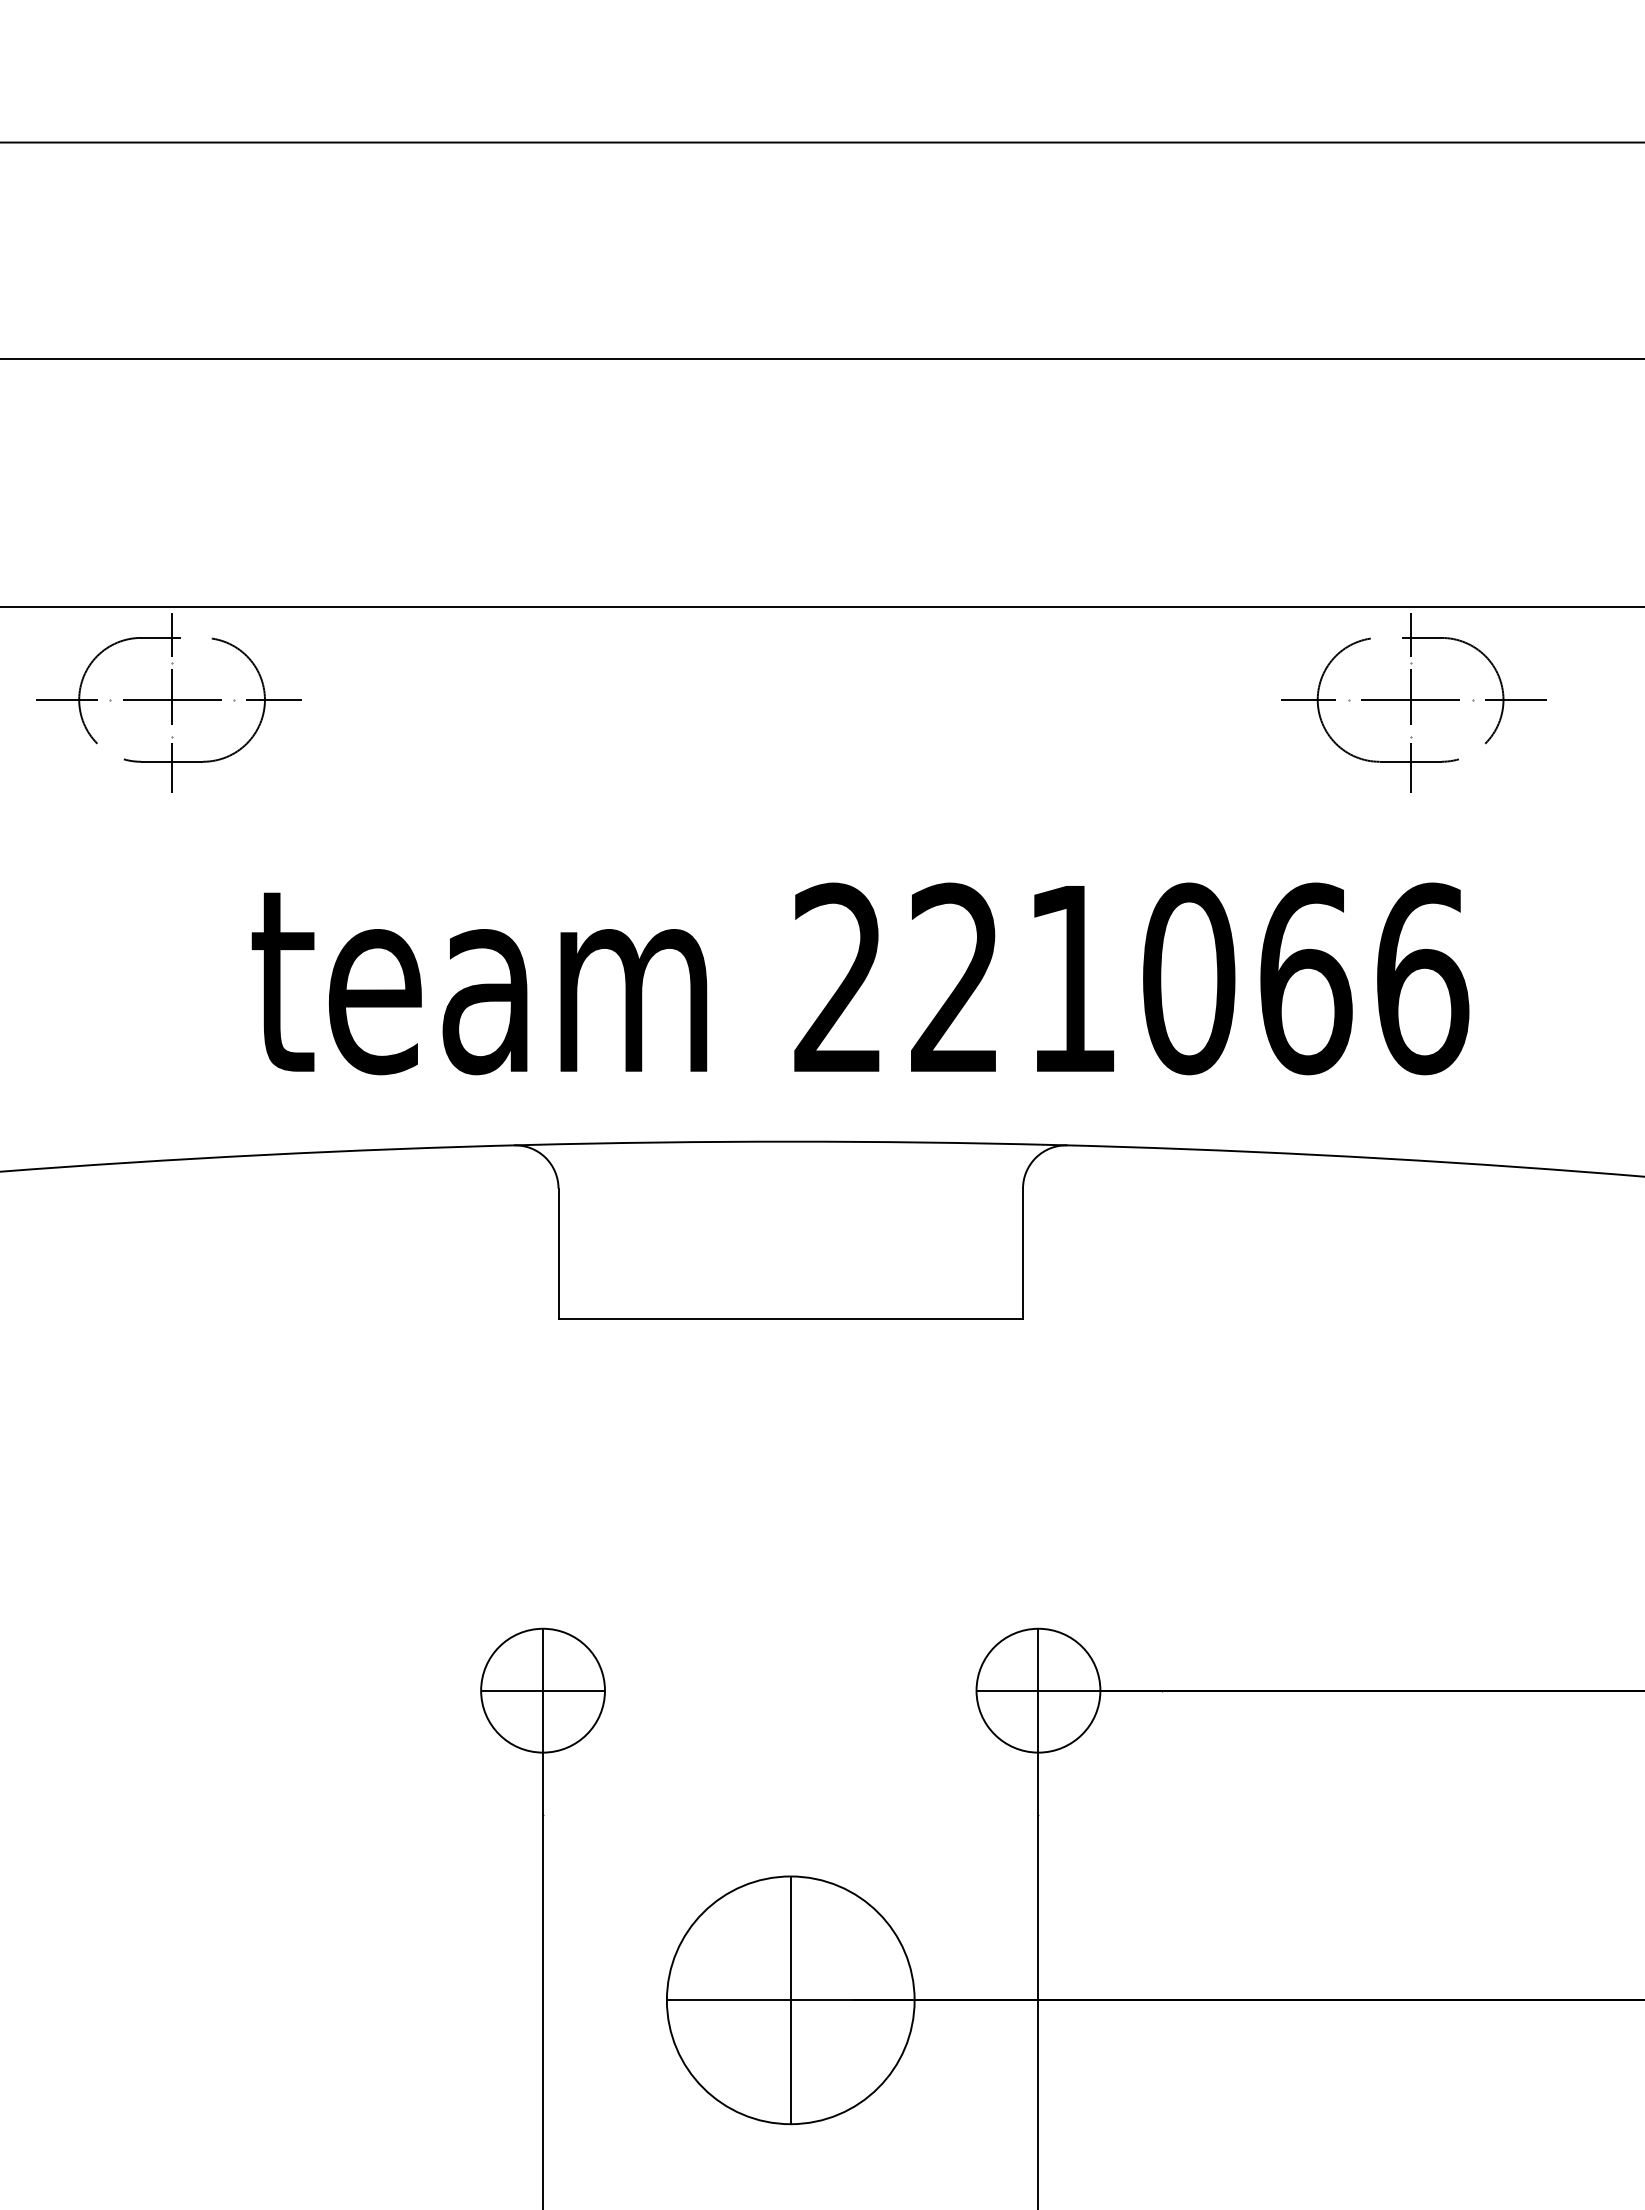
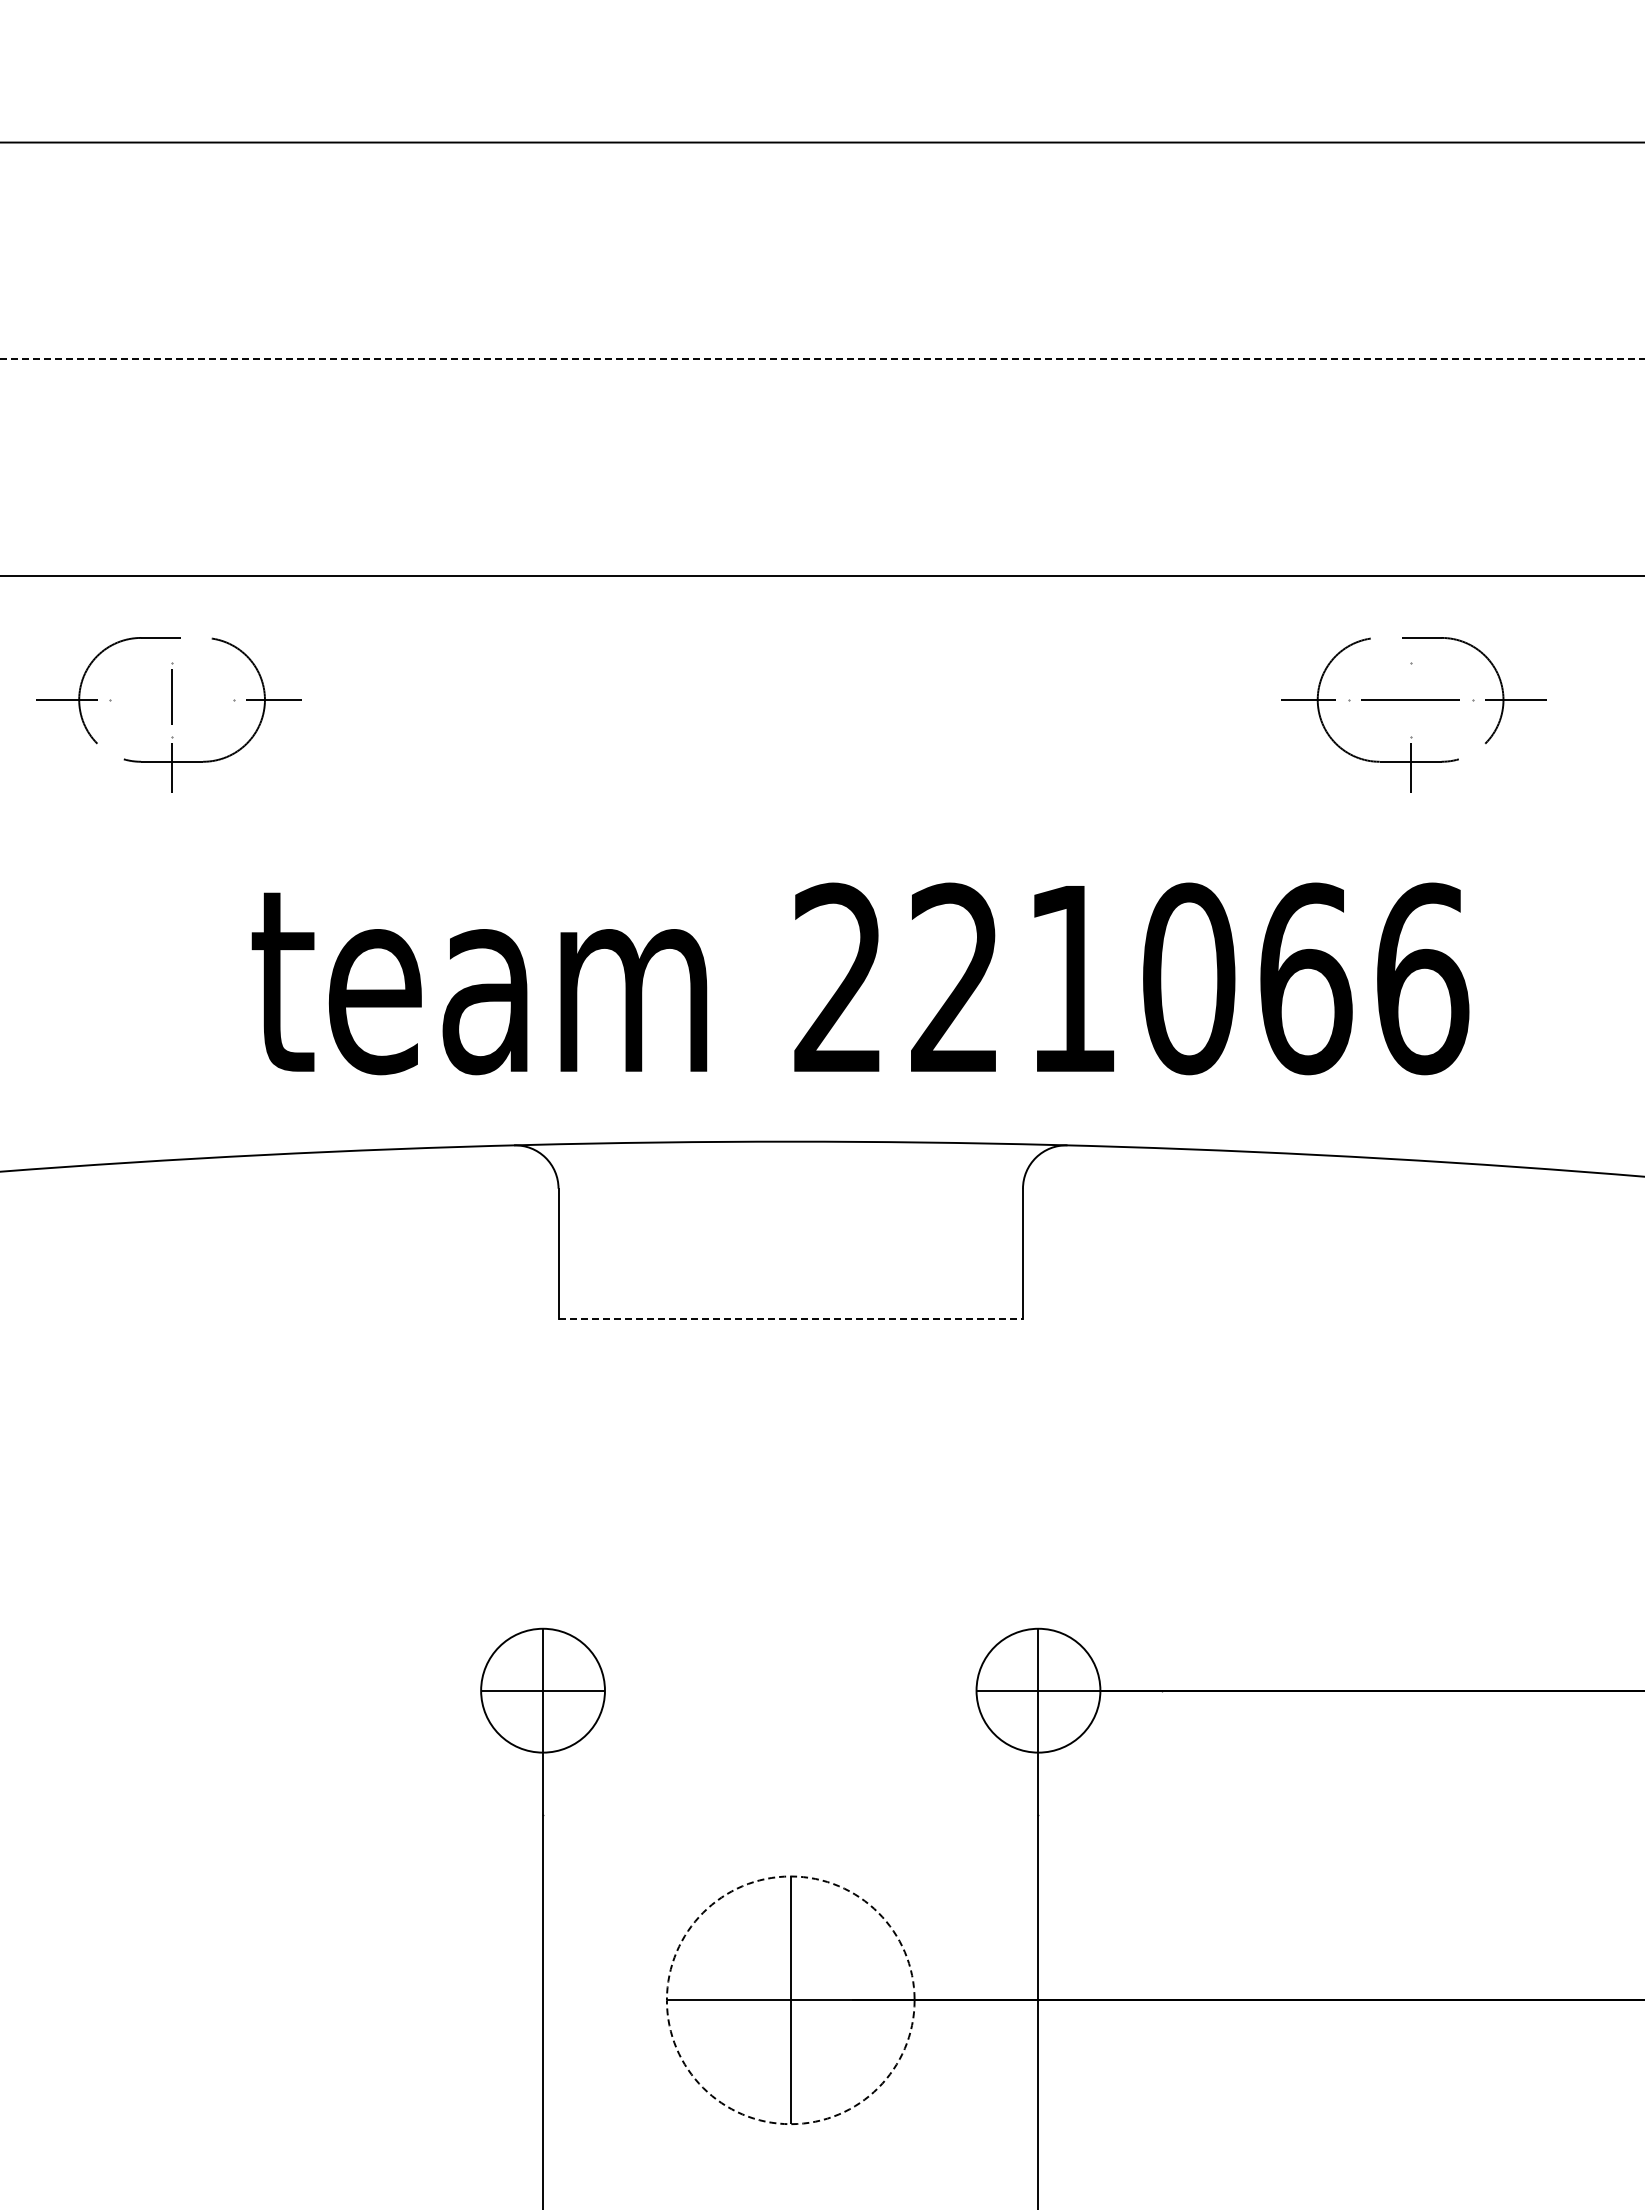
line: solid -> dashed (822, 359)
line position: (821, 606) -> (821, 575) (821, 575)
line: present -> none (172, 634)
line: present -> none (1410, 634)
line: present -> none (1410, 696)
line: present -> none (171, 699)
line: solid -> dashed (791, 1319)
circle: solid -> dashed (790, 2000)
